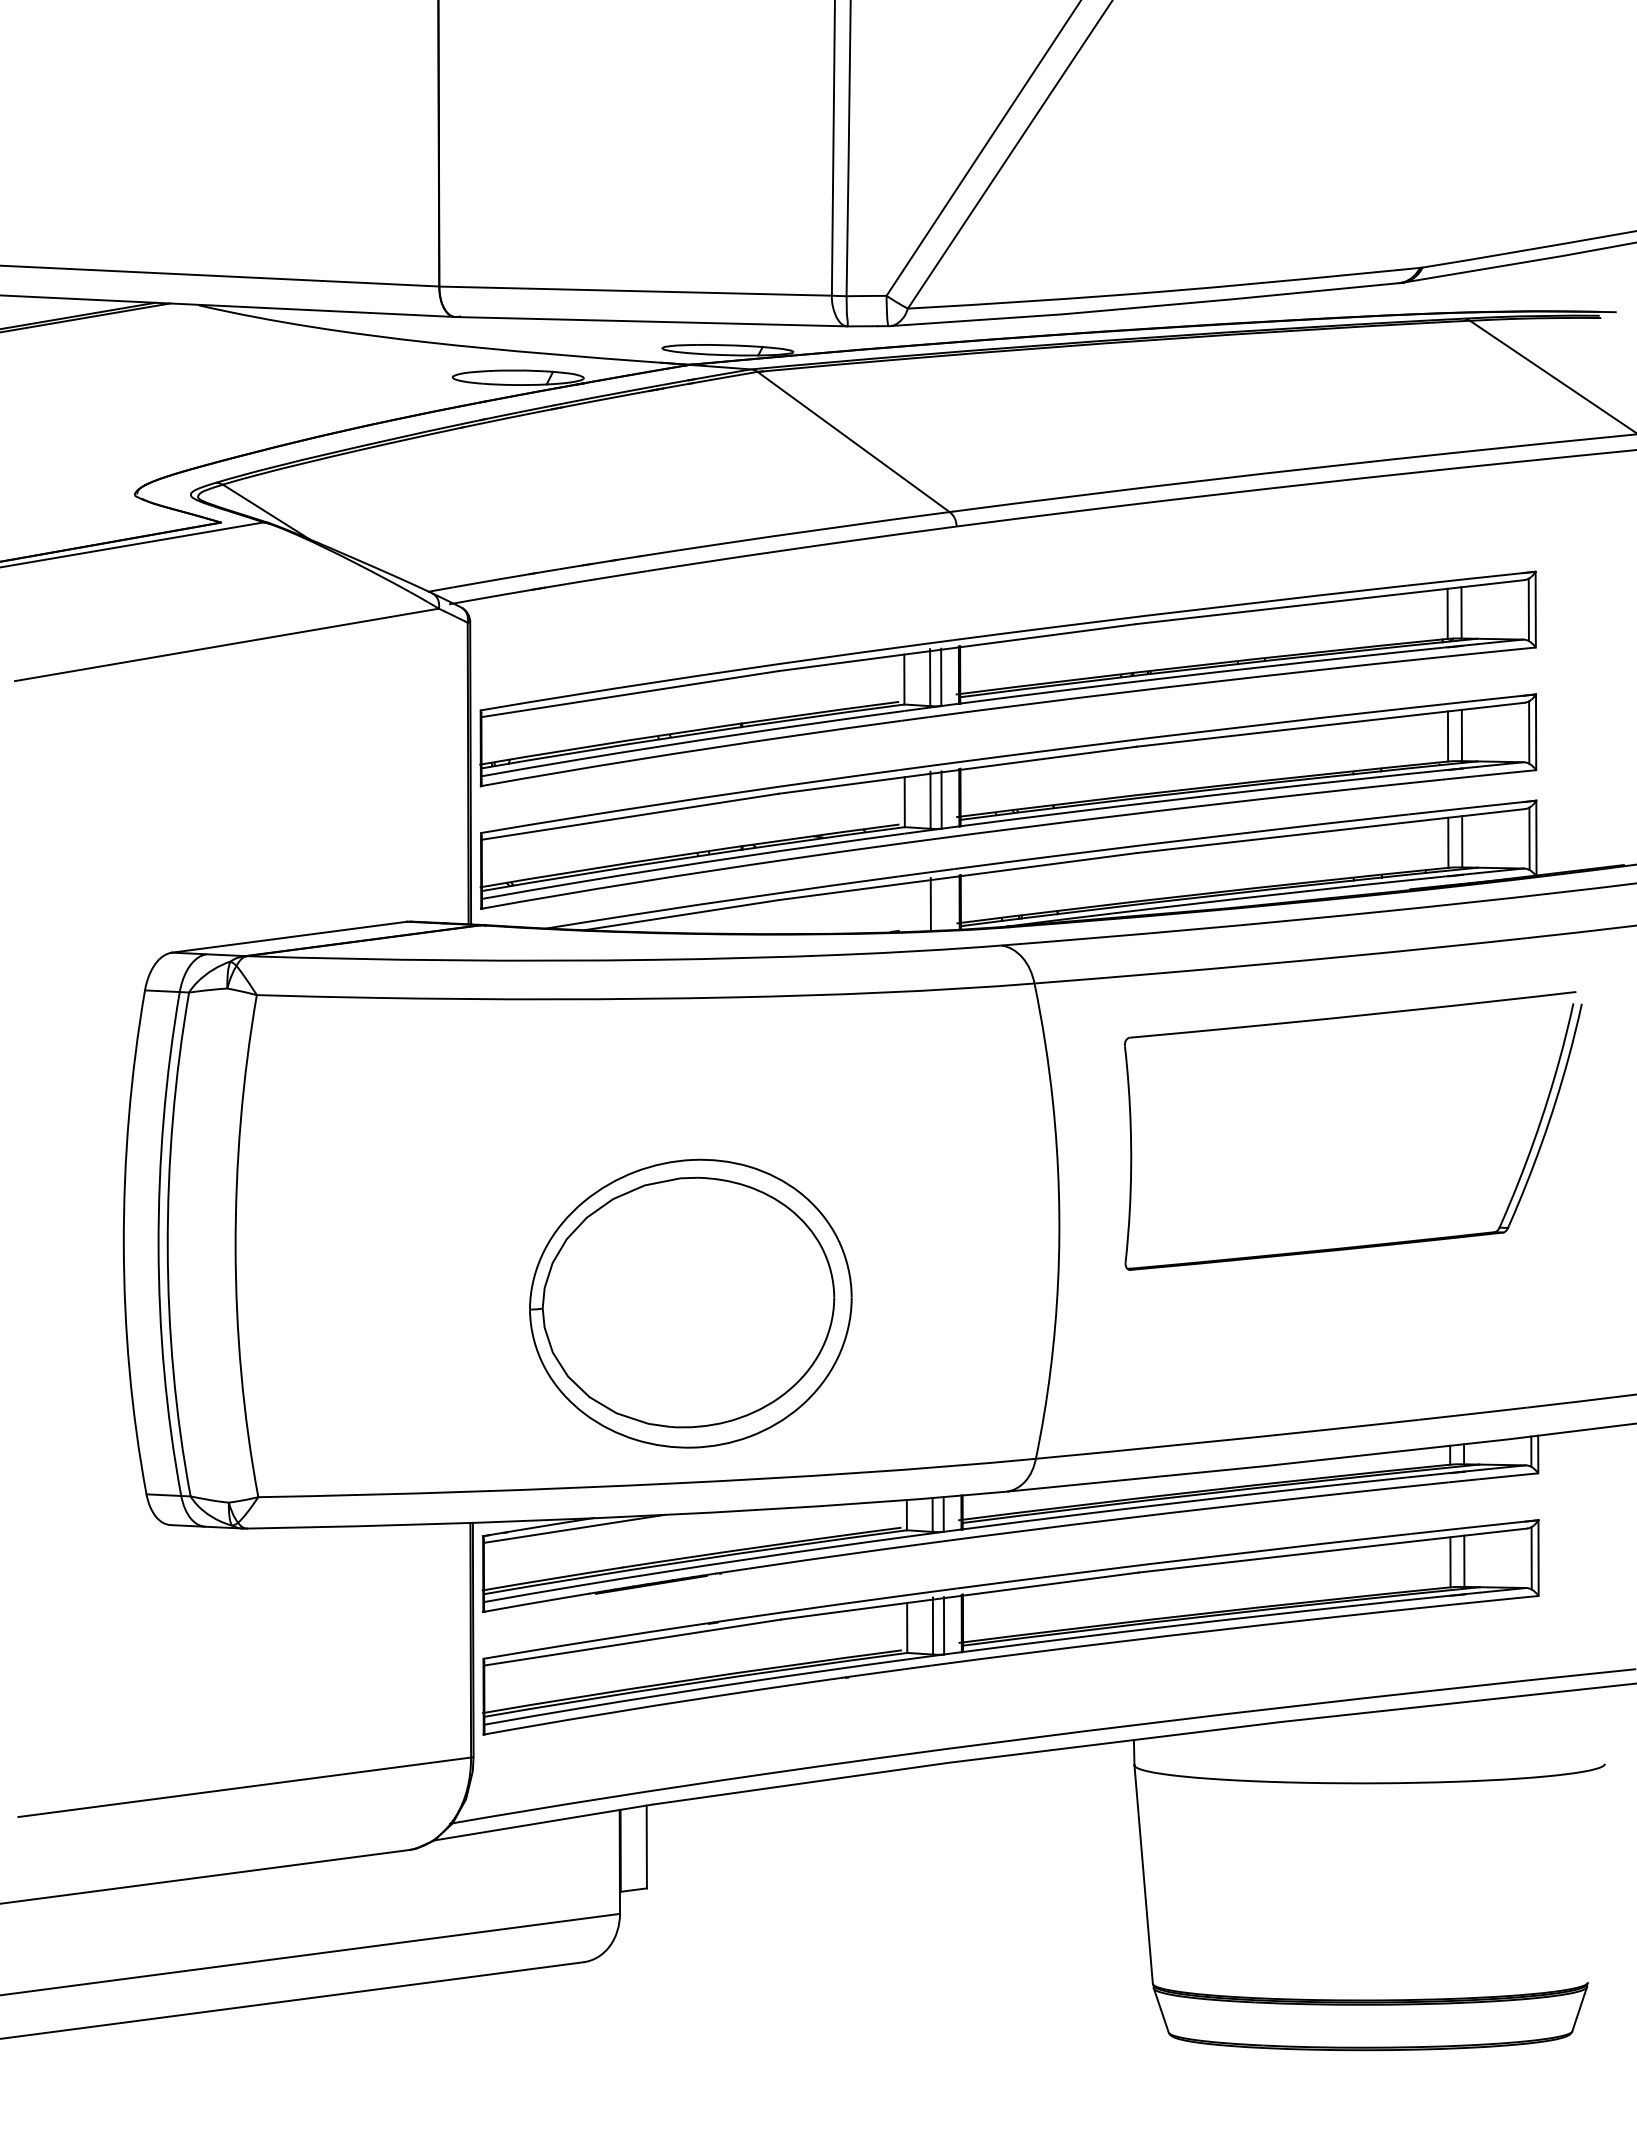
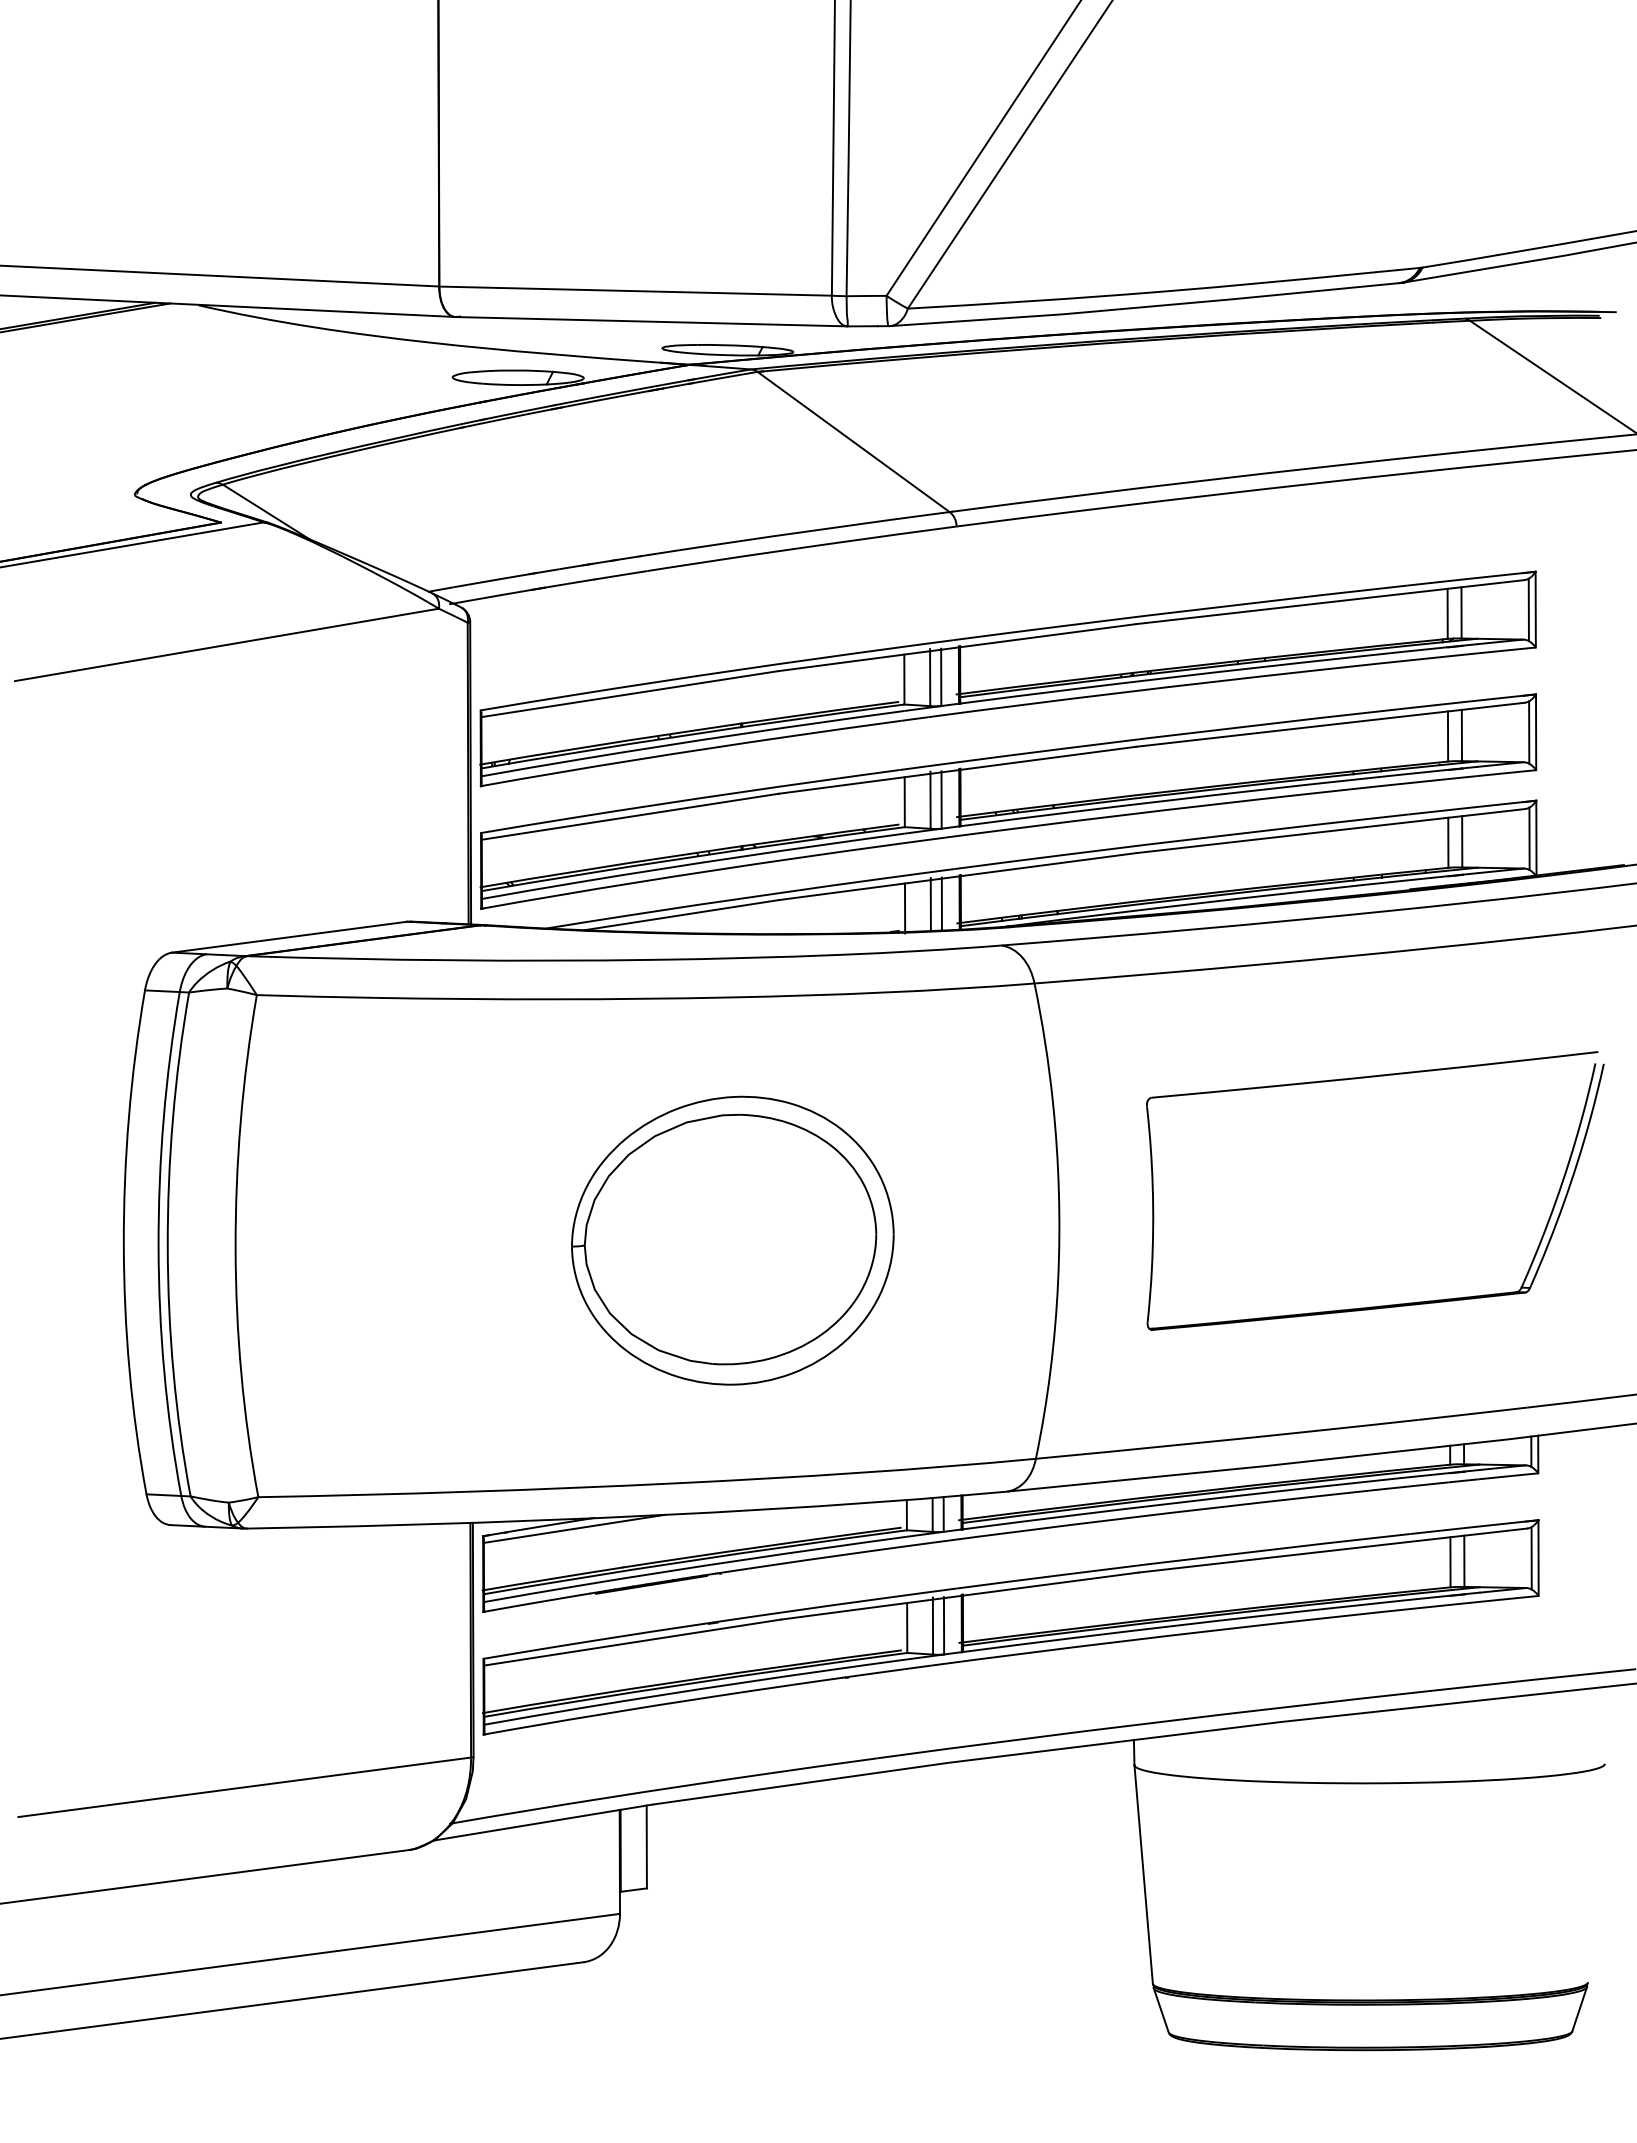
line: none -> present (941, 903)
line: none -> present (905, 908)
part position: (1343, 1018) -> (1365, 1078) (1365, 1078)
part position: (690, 1303) -> (732, 1240) (732, 1240)
